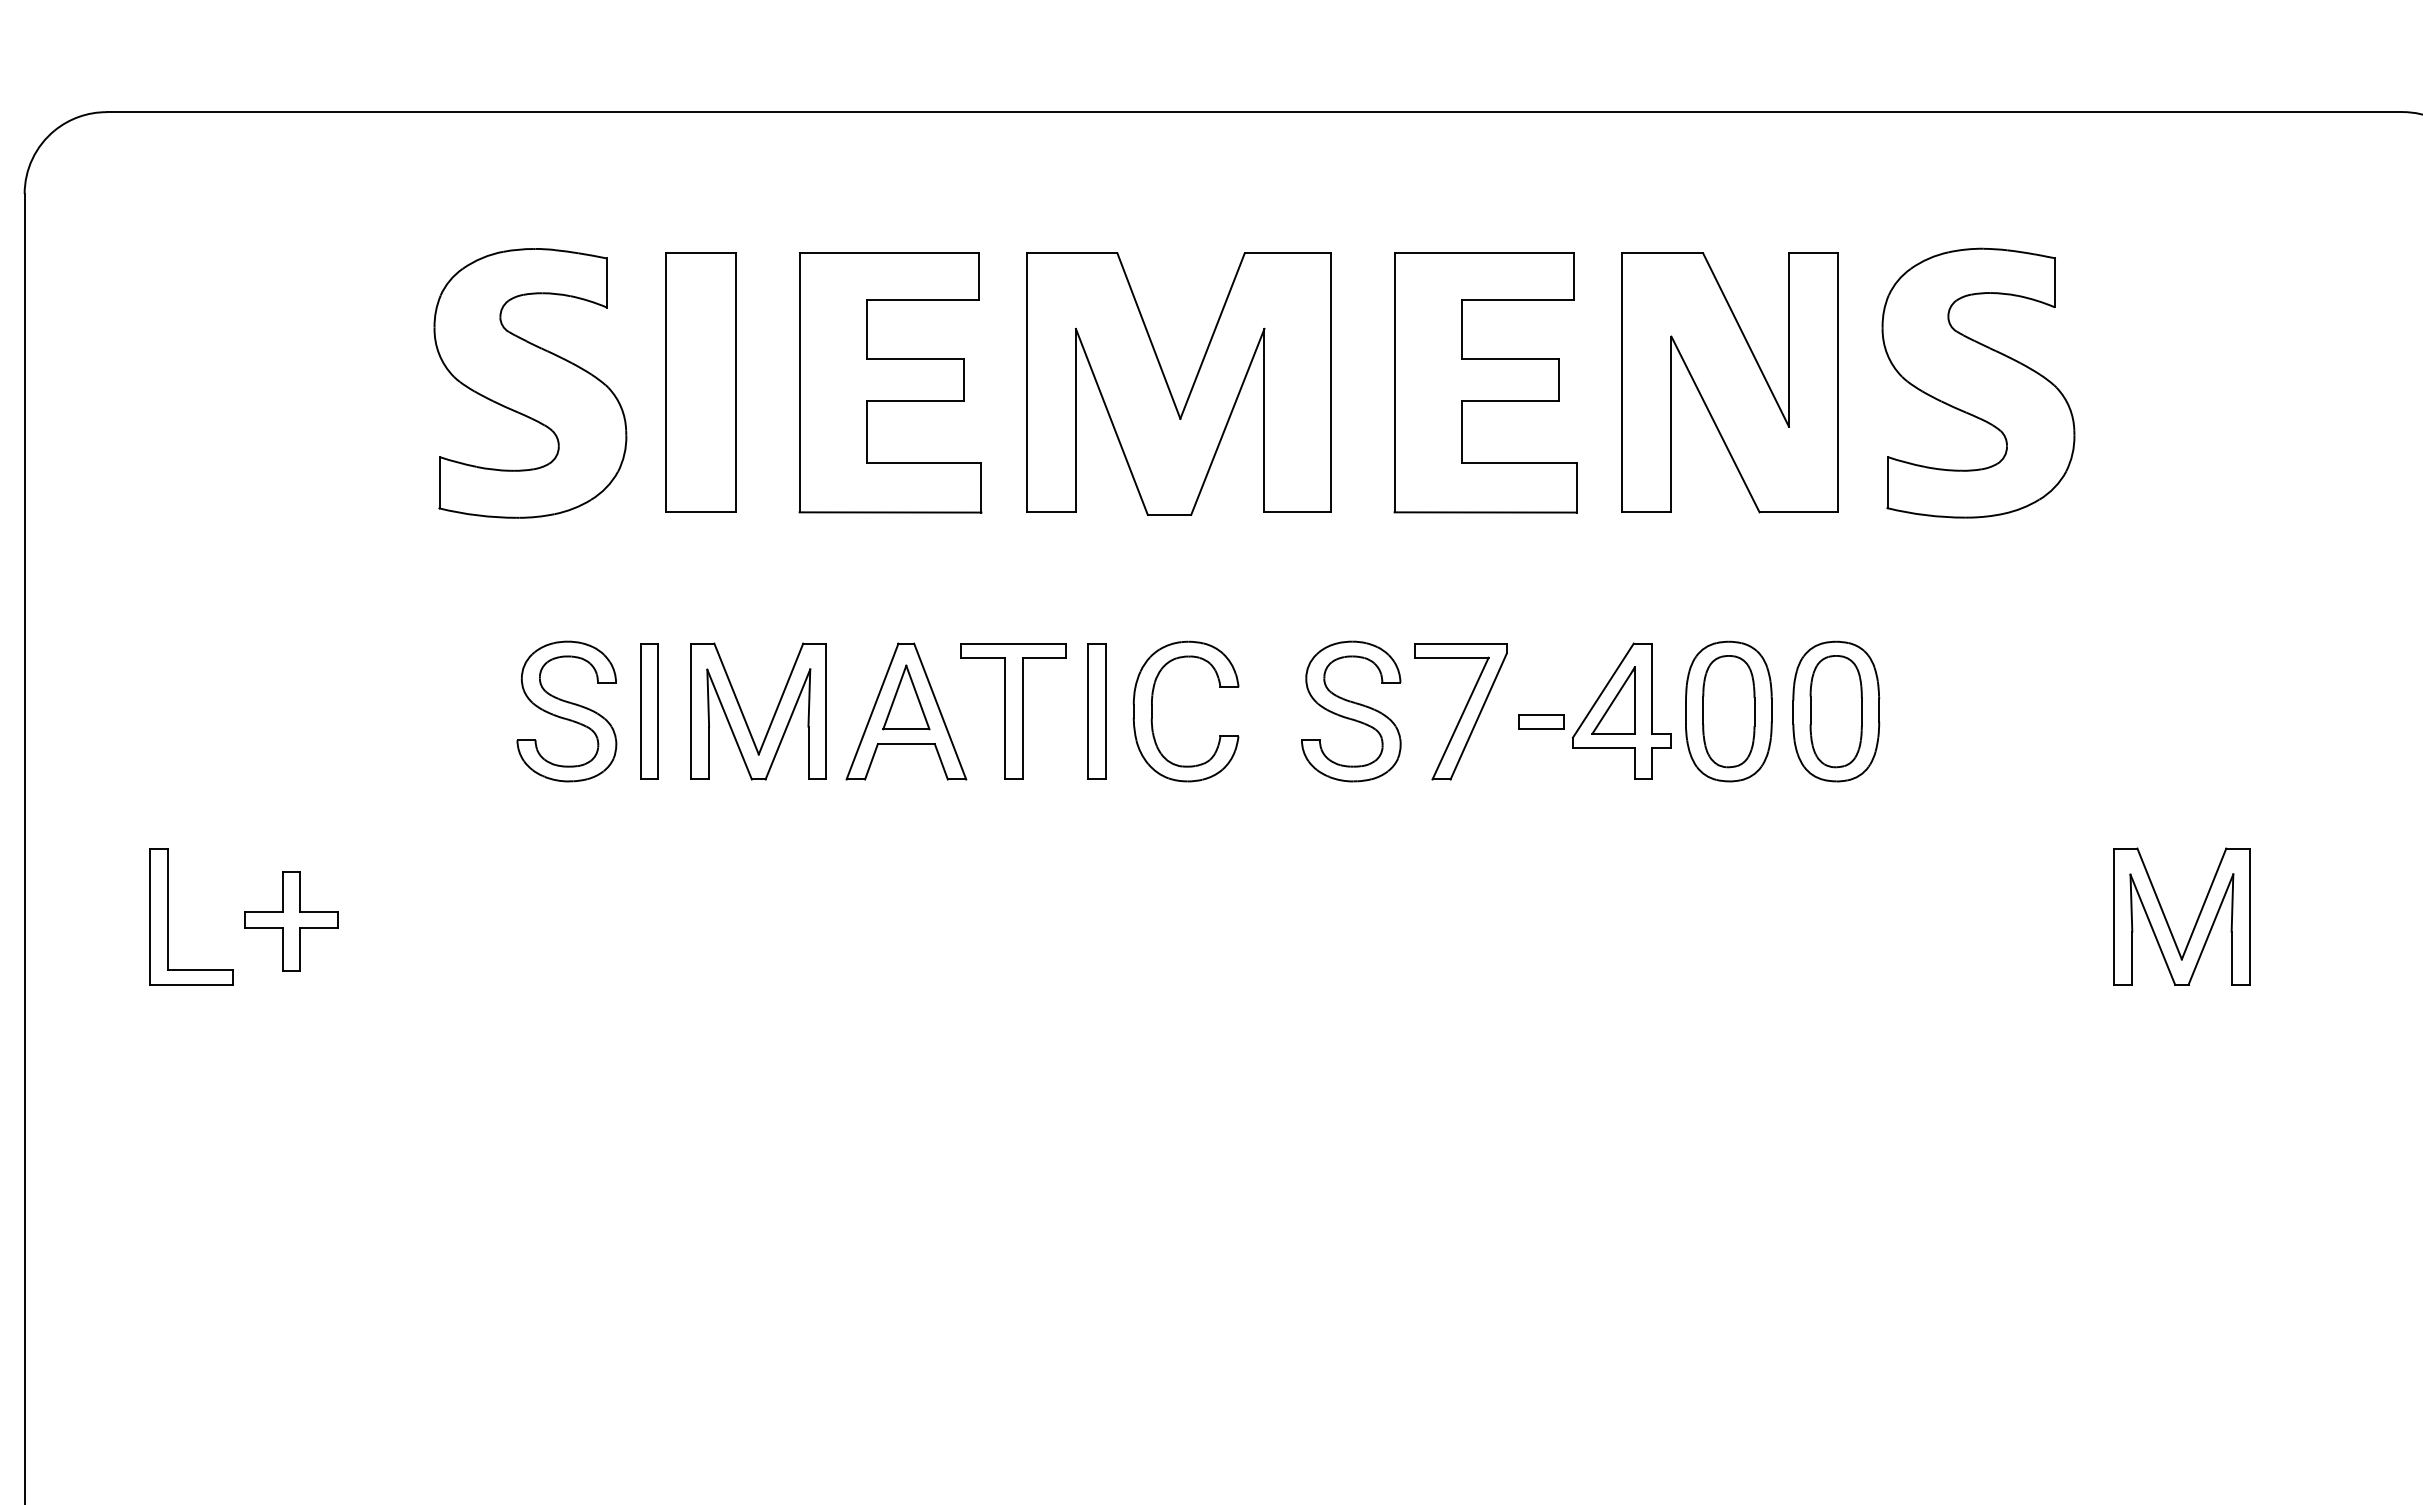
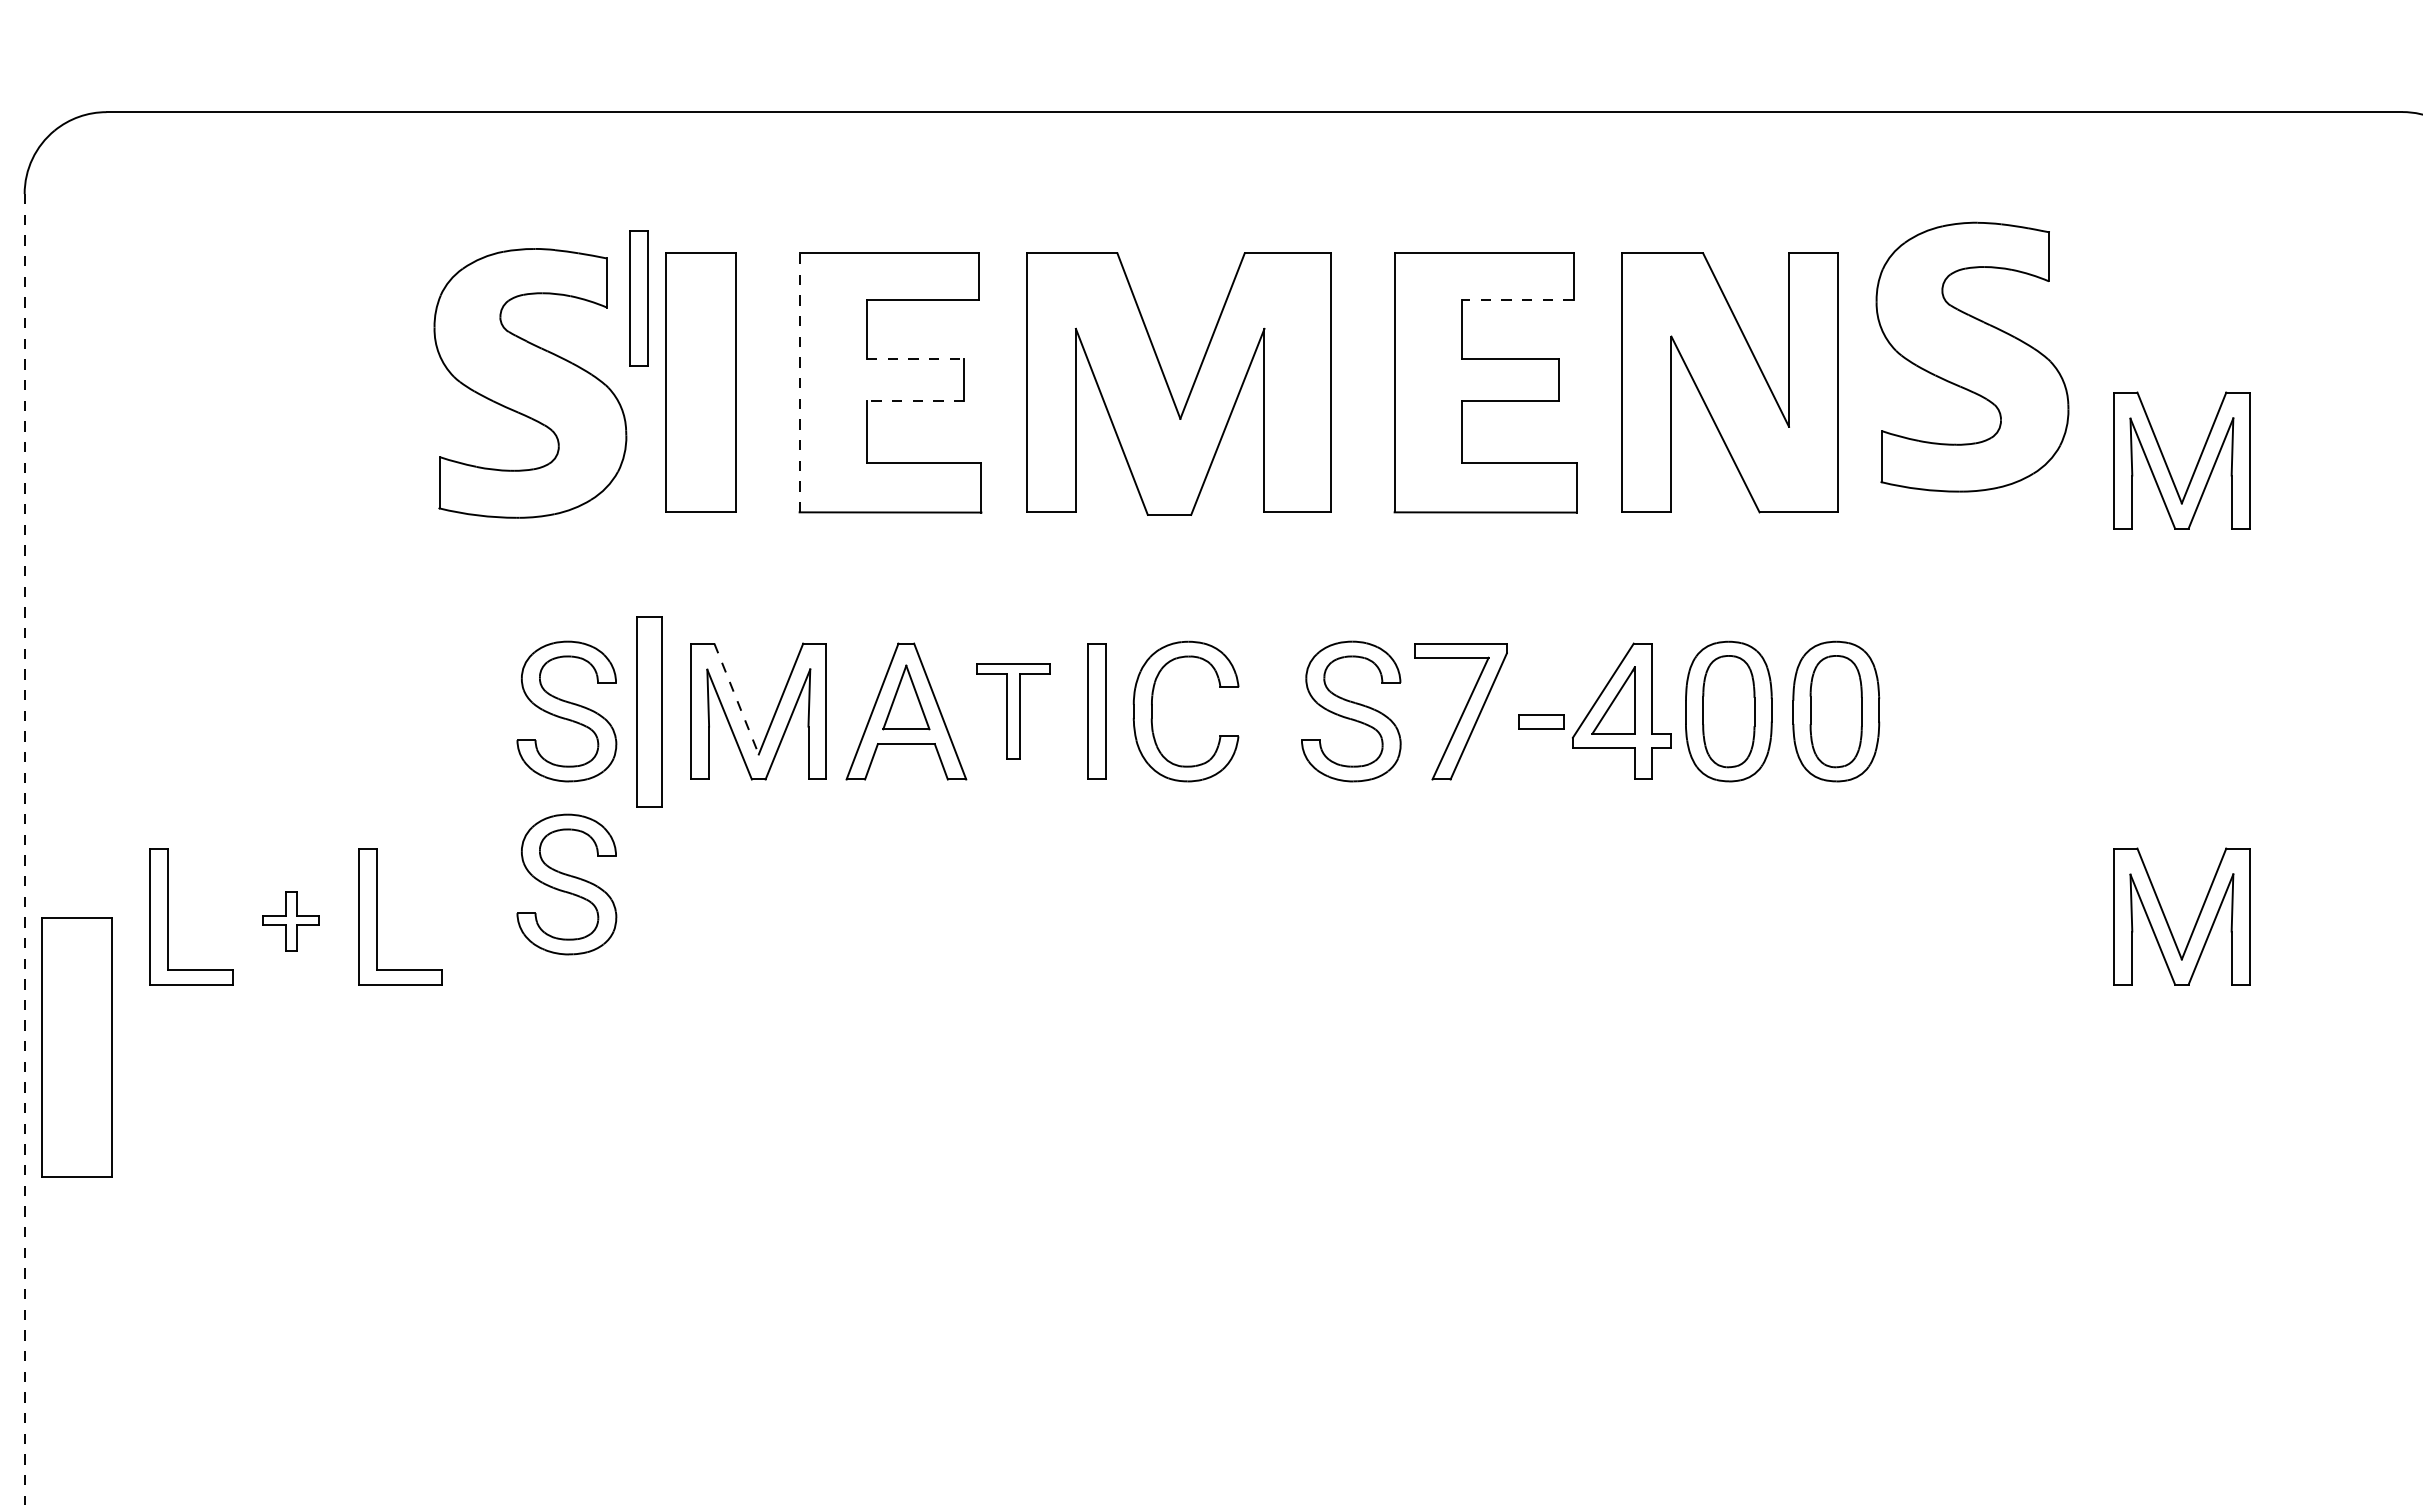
part: none -> present (638, 298)
line: solid -> dashed (1517, 300)
line: solid -> dashed (915, 358)
line: solid -> dashed (799, 382)
part position: (1978, 382) -> (1972, 356) (1972, 356)
line: solid -> dashed (915, 401)
part: none -> present (2168, 466)
line: solid -> dashed (736, 699)
part size: 19x137 px -> 27x192 px (649, 711)
part size: 107x137 px -> 75x97 px (1013, 711)
line: solid -> dashed (24, 849)
part: none -> present (566, 884)
part: none -> present (377, 916)
part size: 95x101 px -> 58x61 px (290, 921)
part: none -> present (76, 1047)
